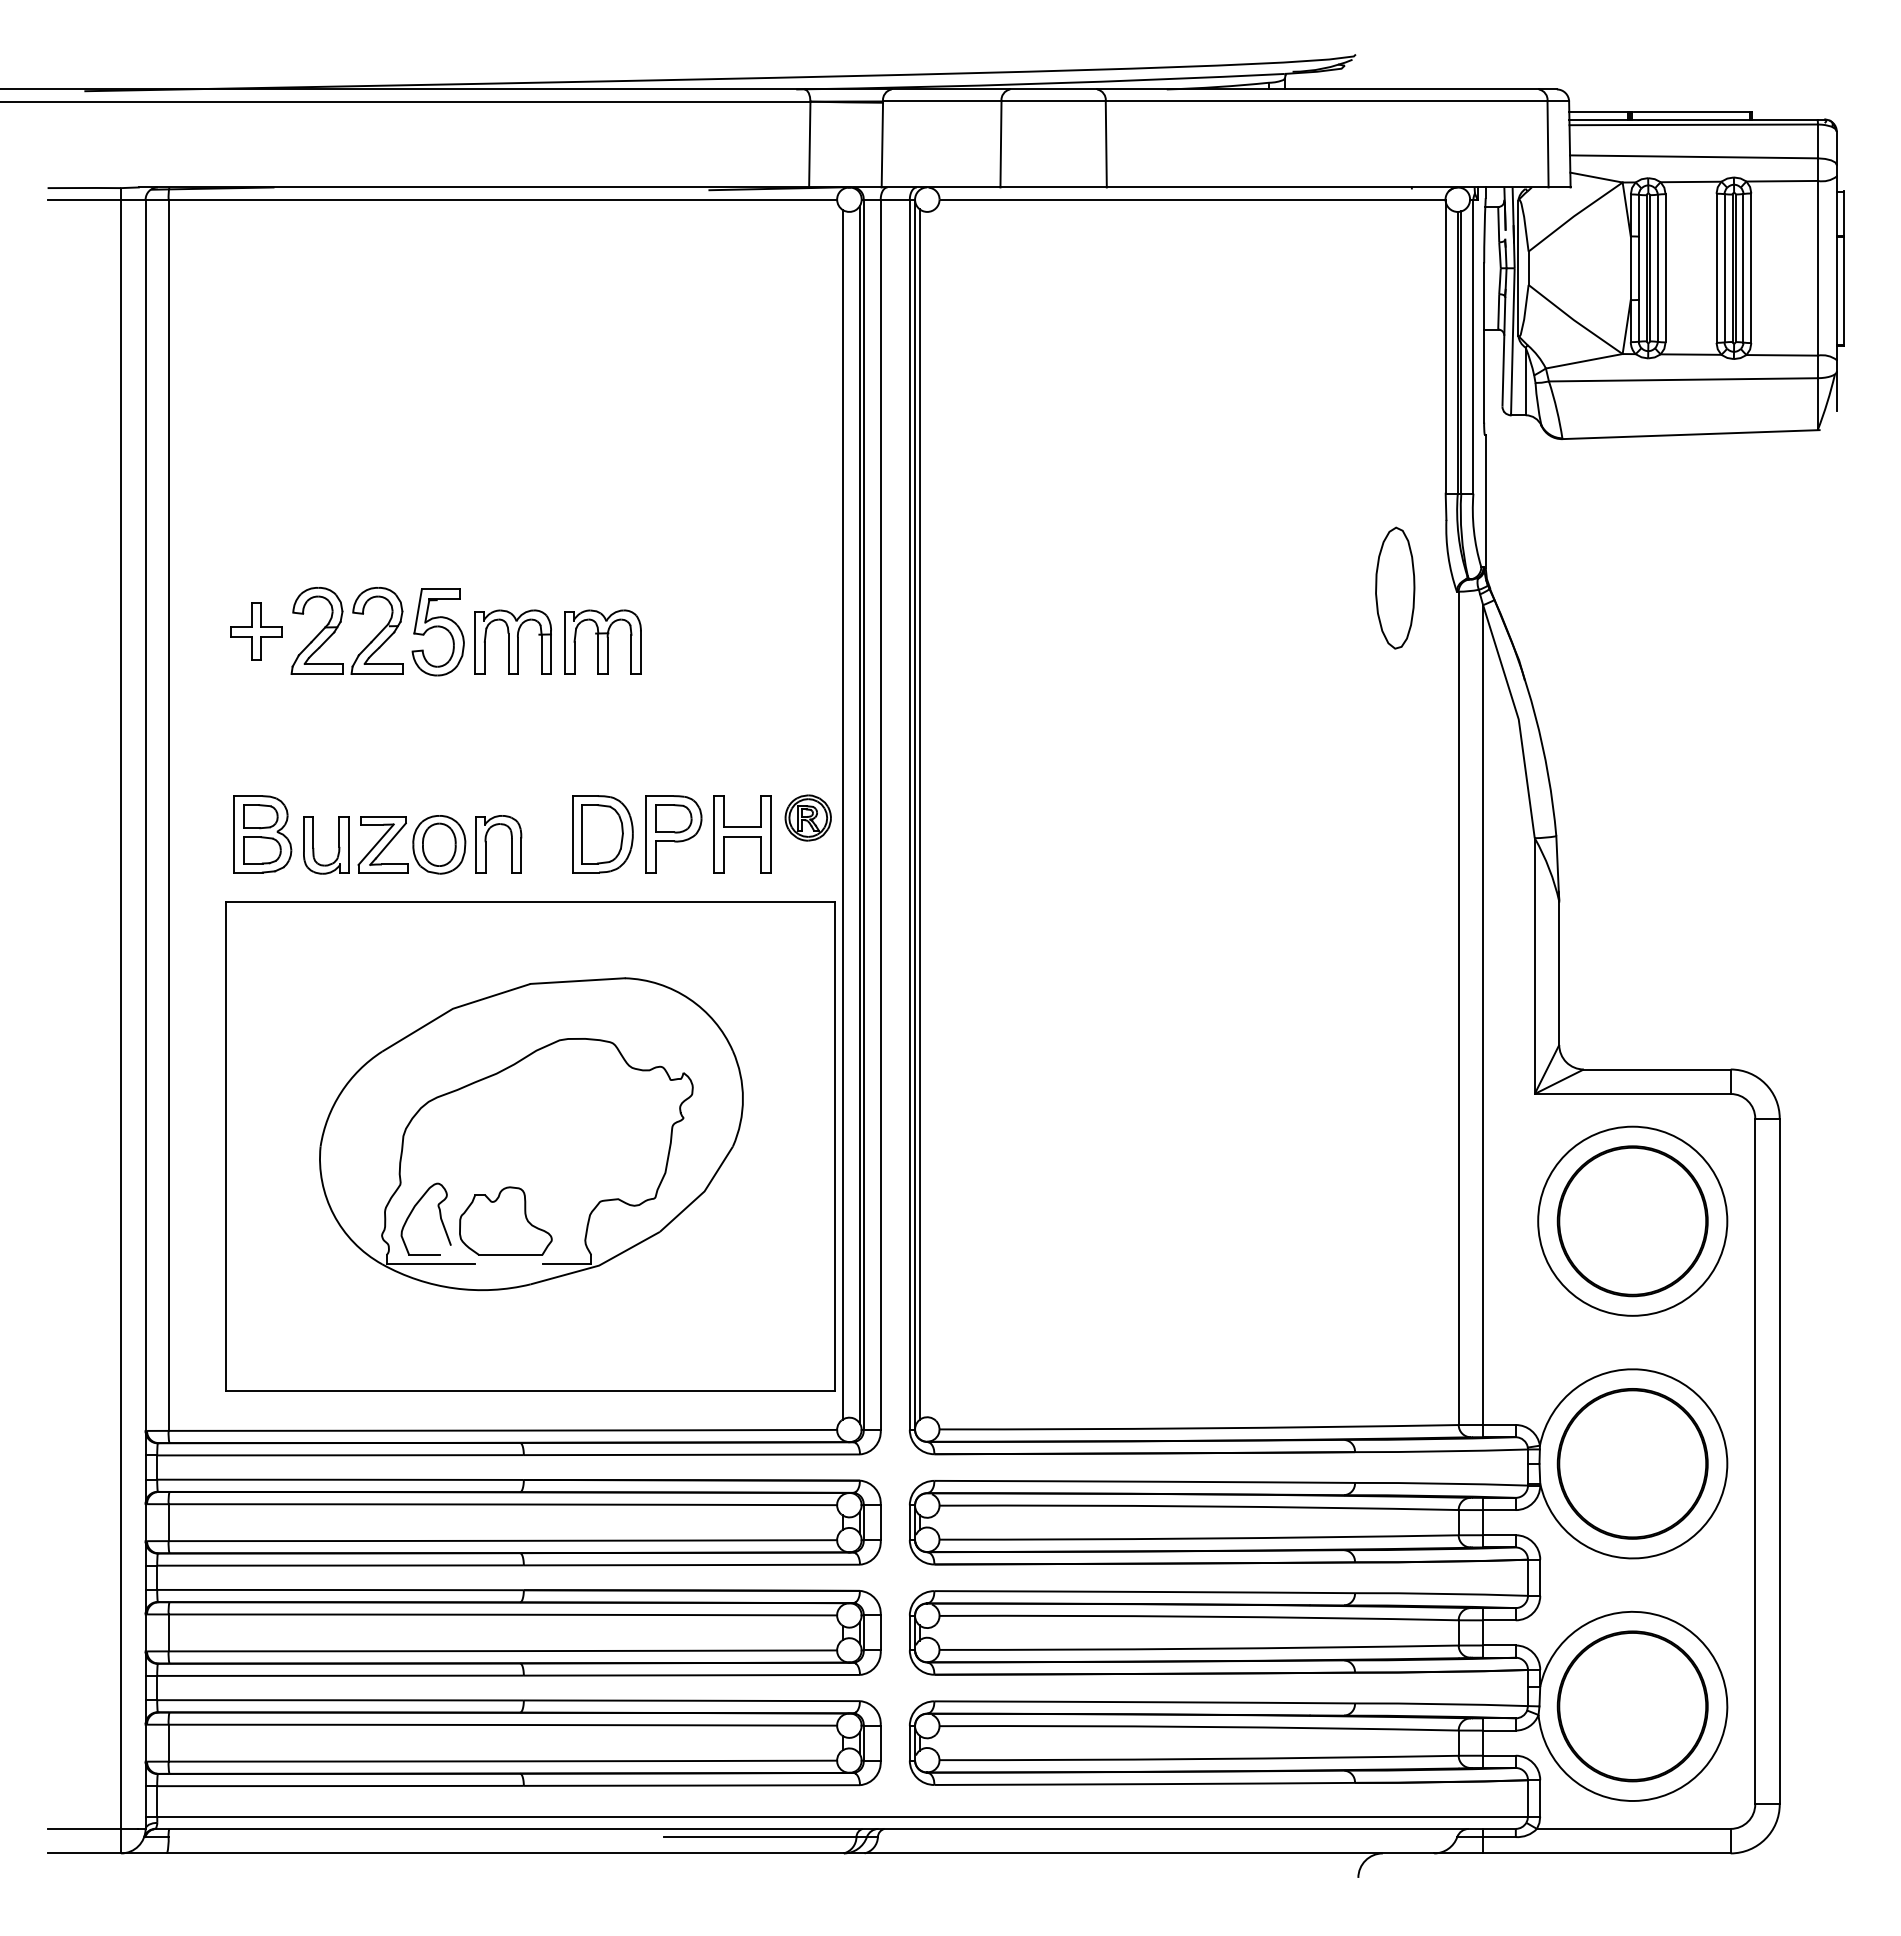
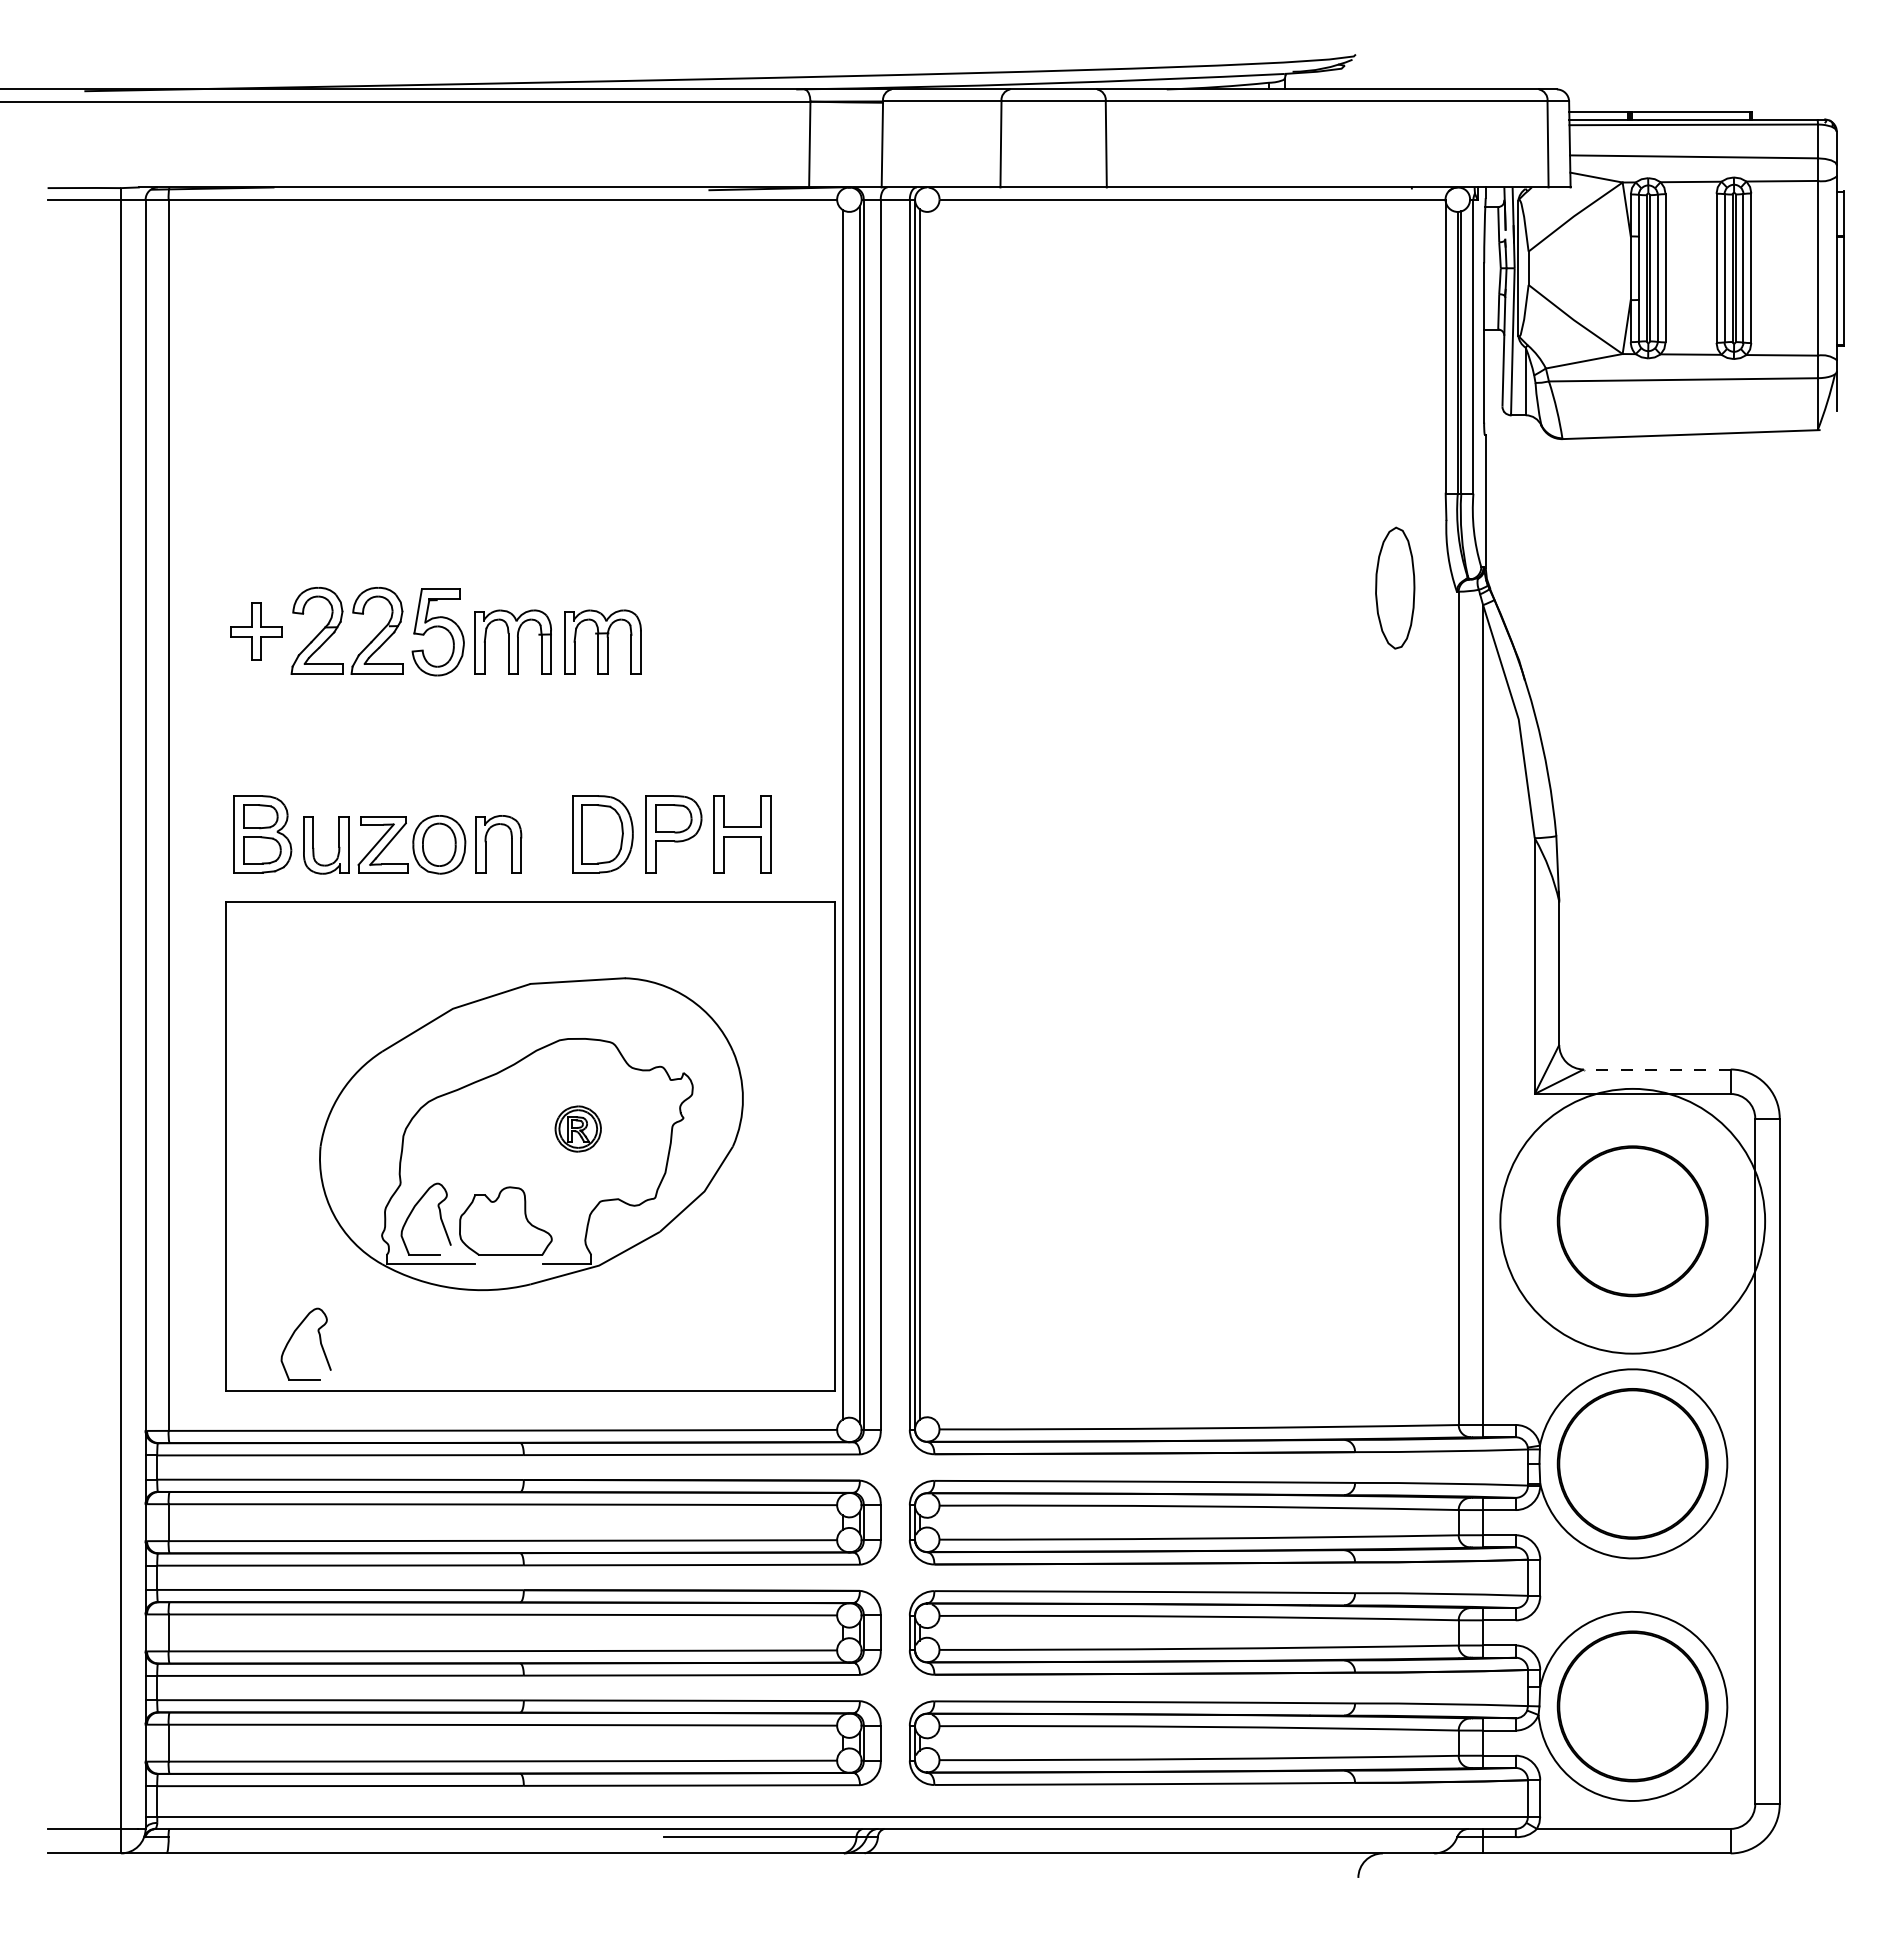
part position: (807, 817) -> (577, 1128) (577, 1128)
line: solid -> dashed (1656, 1069)
circle diameter: 189 px -> 265 px (1632, 1220)
part: none -> present (319, 1341)
